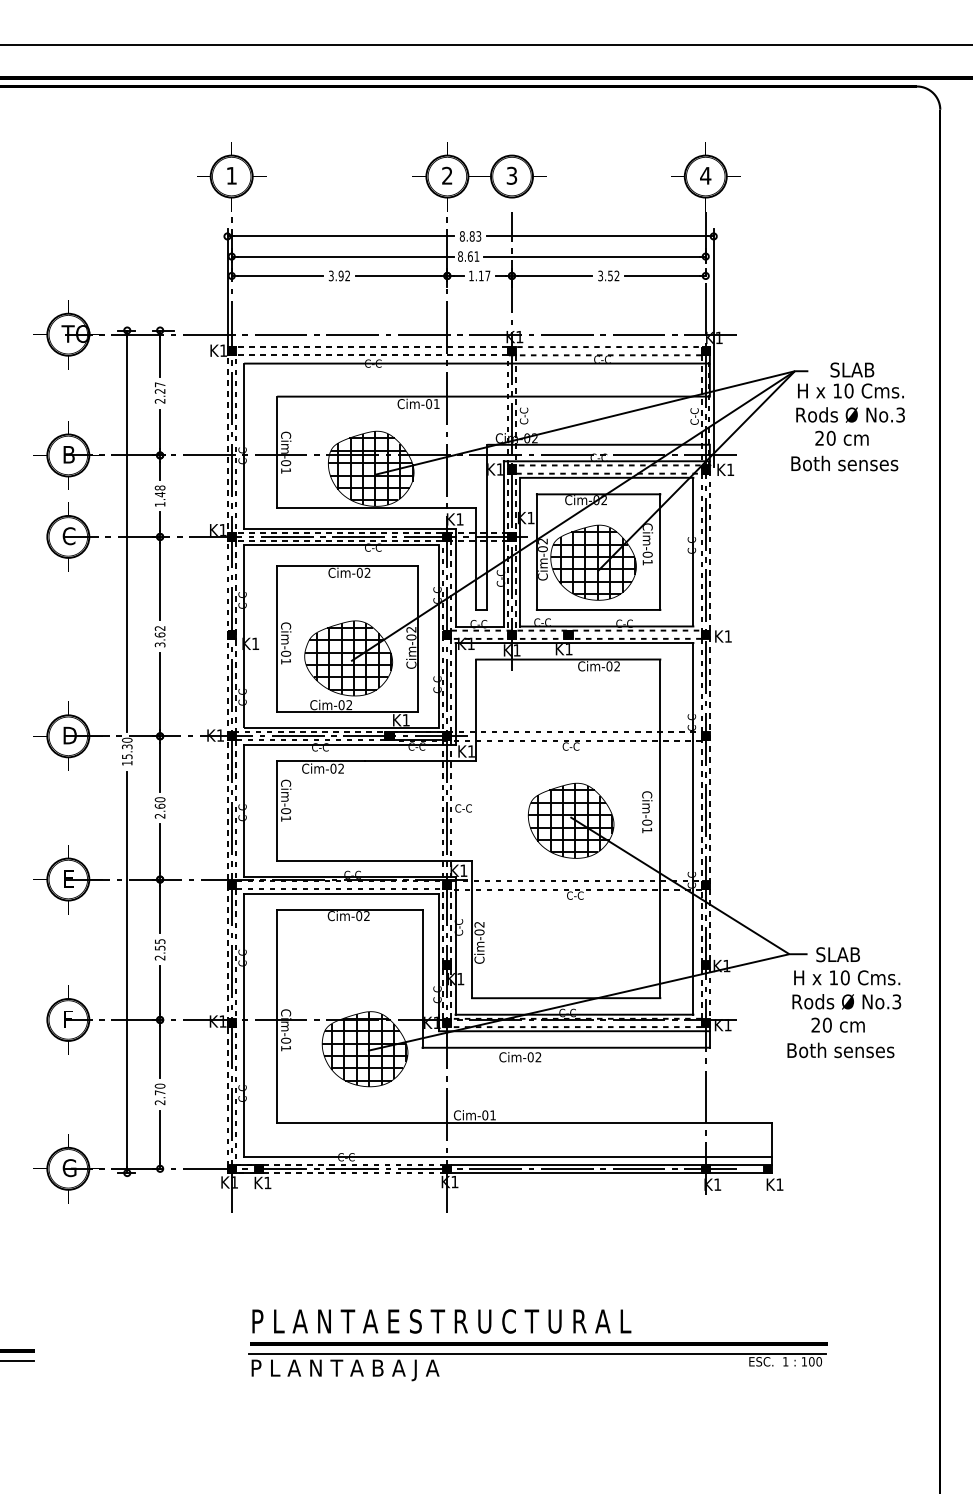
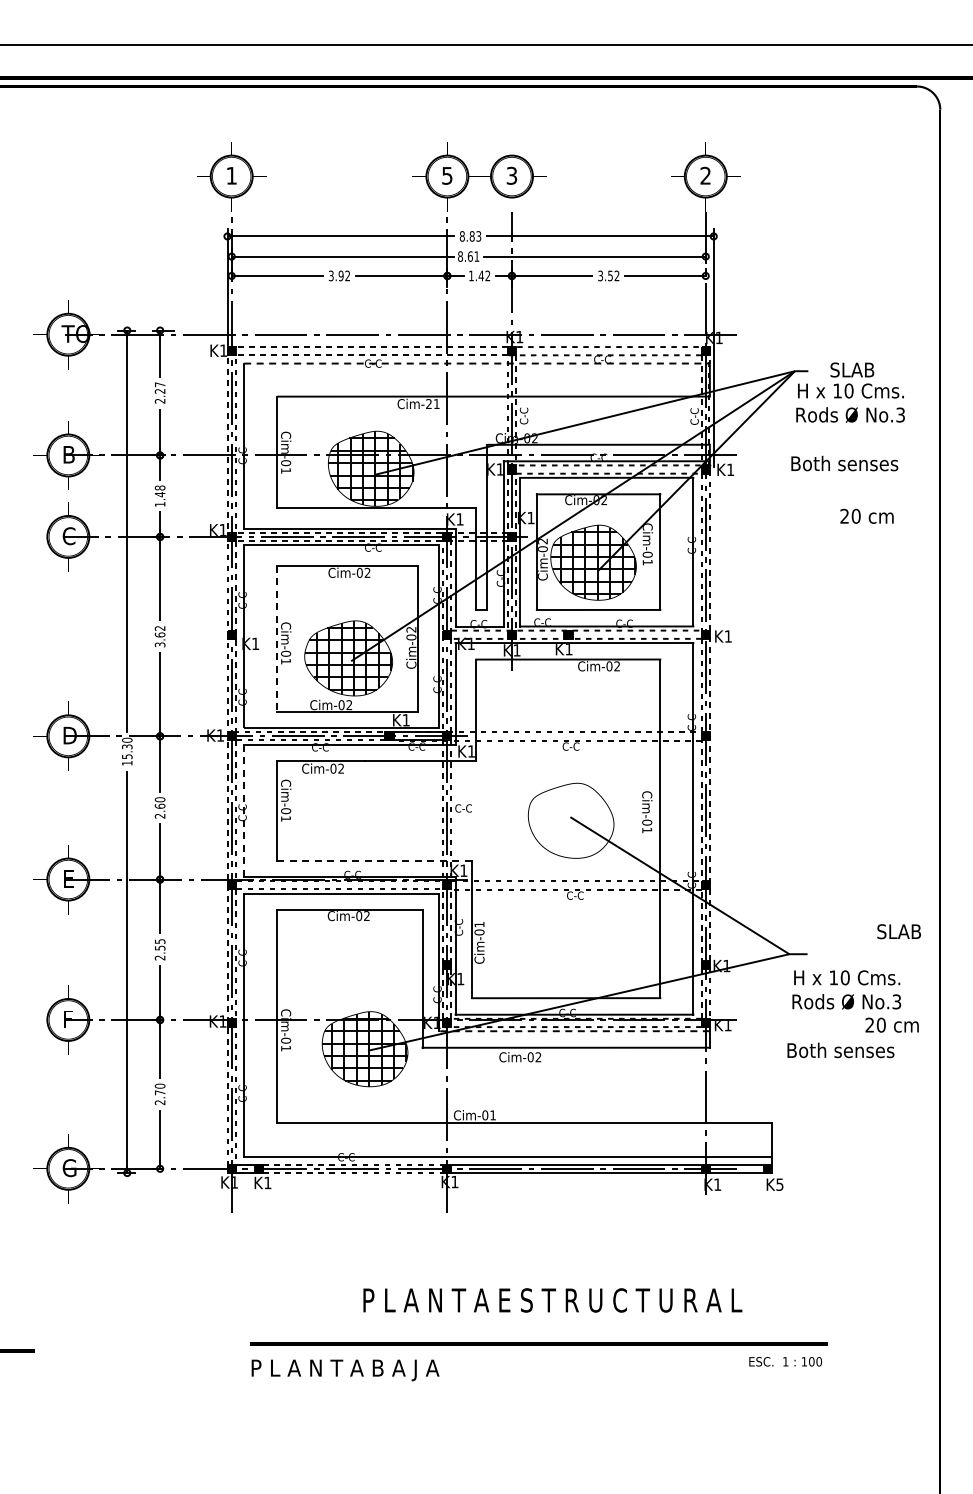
text: 2 -> 5 (447, 175)
text: 4 -> 2 (705, 175)
text: 1.17 -> 1.42 (484, 275)
line: solid -> dashed (486, 363)
text: Cim-01 -> Cim-21 (429, 404)
text position: (841, 437) -> (866, 515) (866, 515)
line: solid -> dashed (277, 638)
line: solid -> dashed (244, 811)
hatch: present -> none (570, 820)
line: solid -> dashed (375, 860)
text: Cim-02 -> Cim-01 (479, 924)
text position: (837, 954) -> (898, 931) (898, 931)
text position: (837, 1024) -> (891, 1024) (891, 1024)
line: solid -> dashed (573, 1031)
text: K1 -> K5 (779, 1184)
text position: (441, 1321) -> (552, 1300) (552, 1300)
line: present -> none (537, 1353)
line: present -> none (17, 1361)
